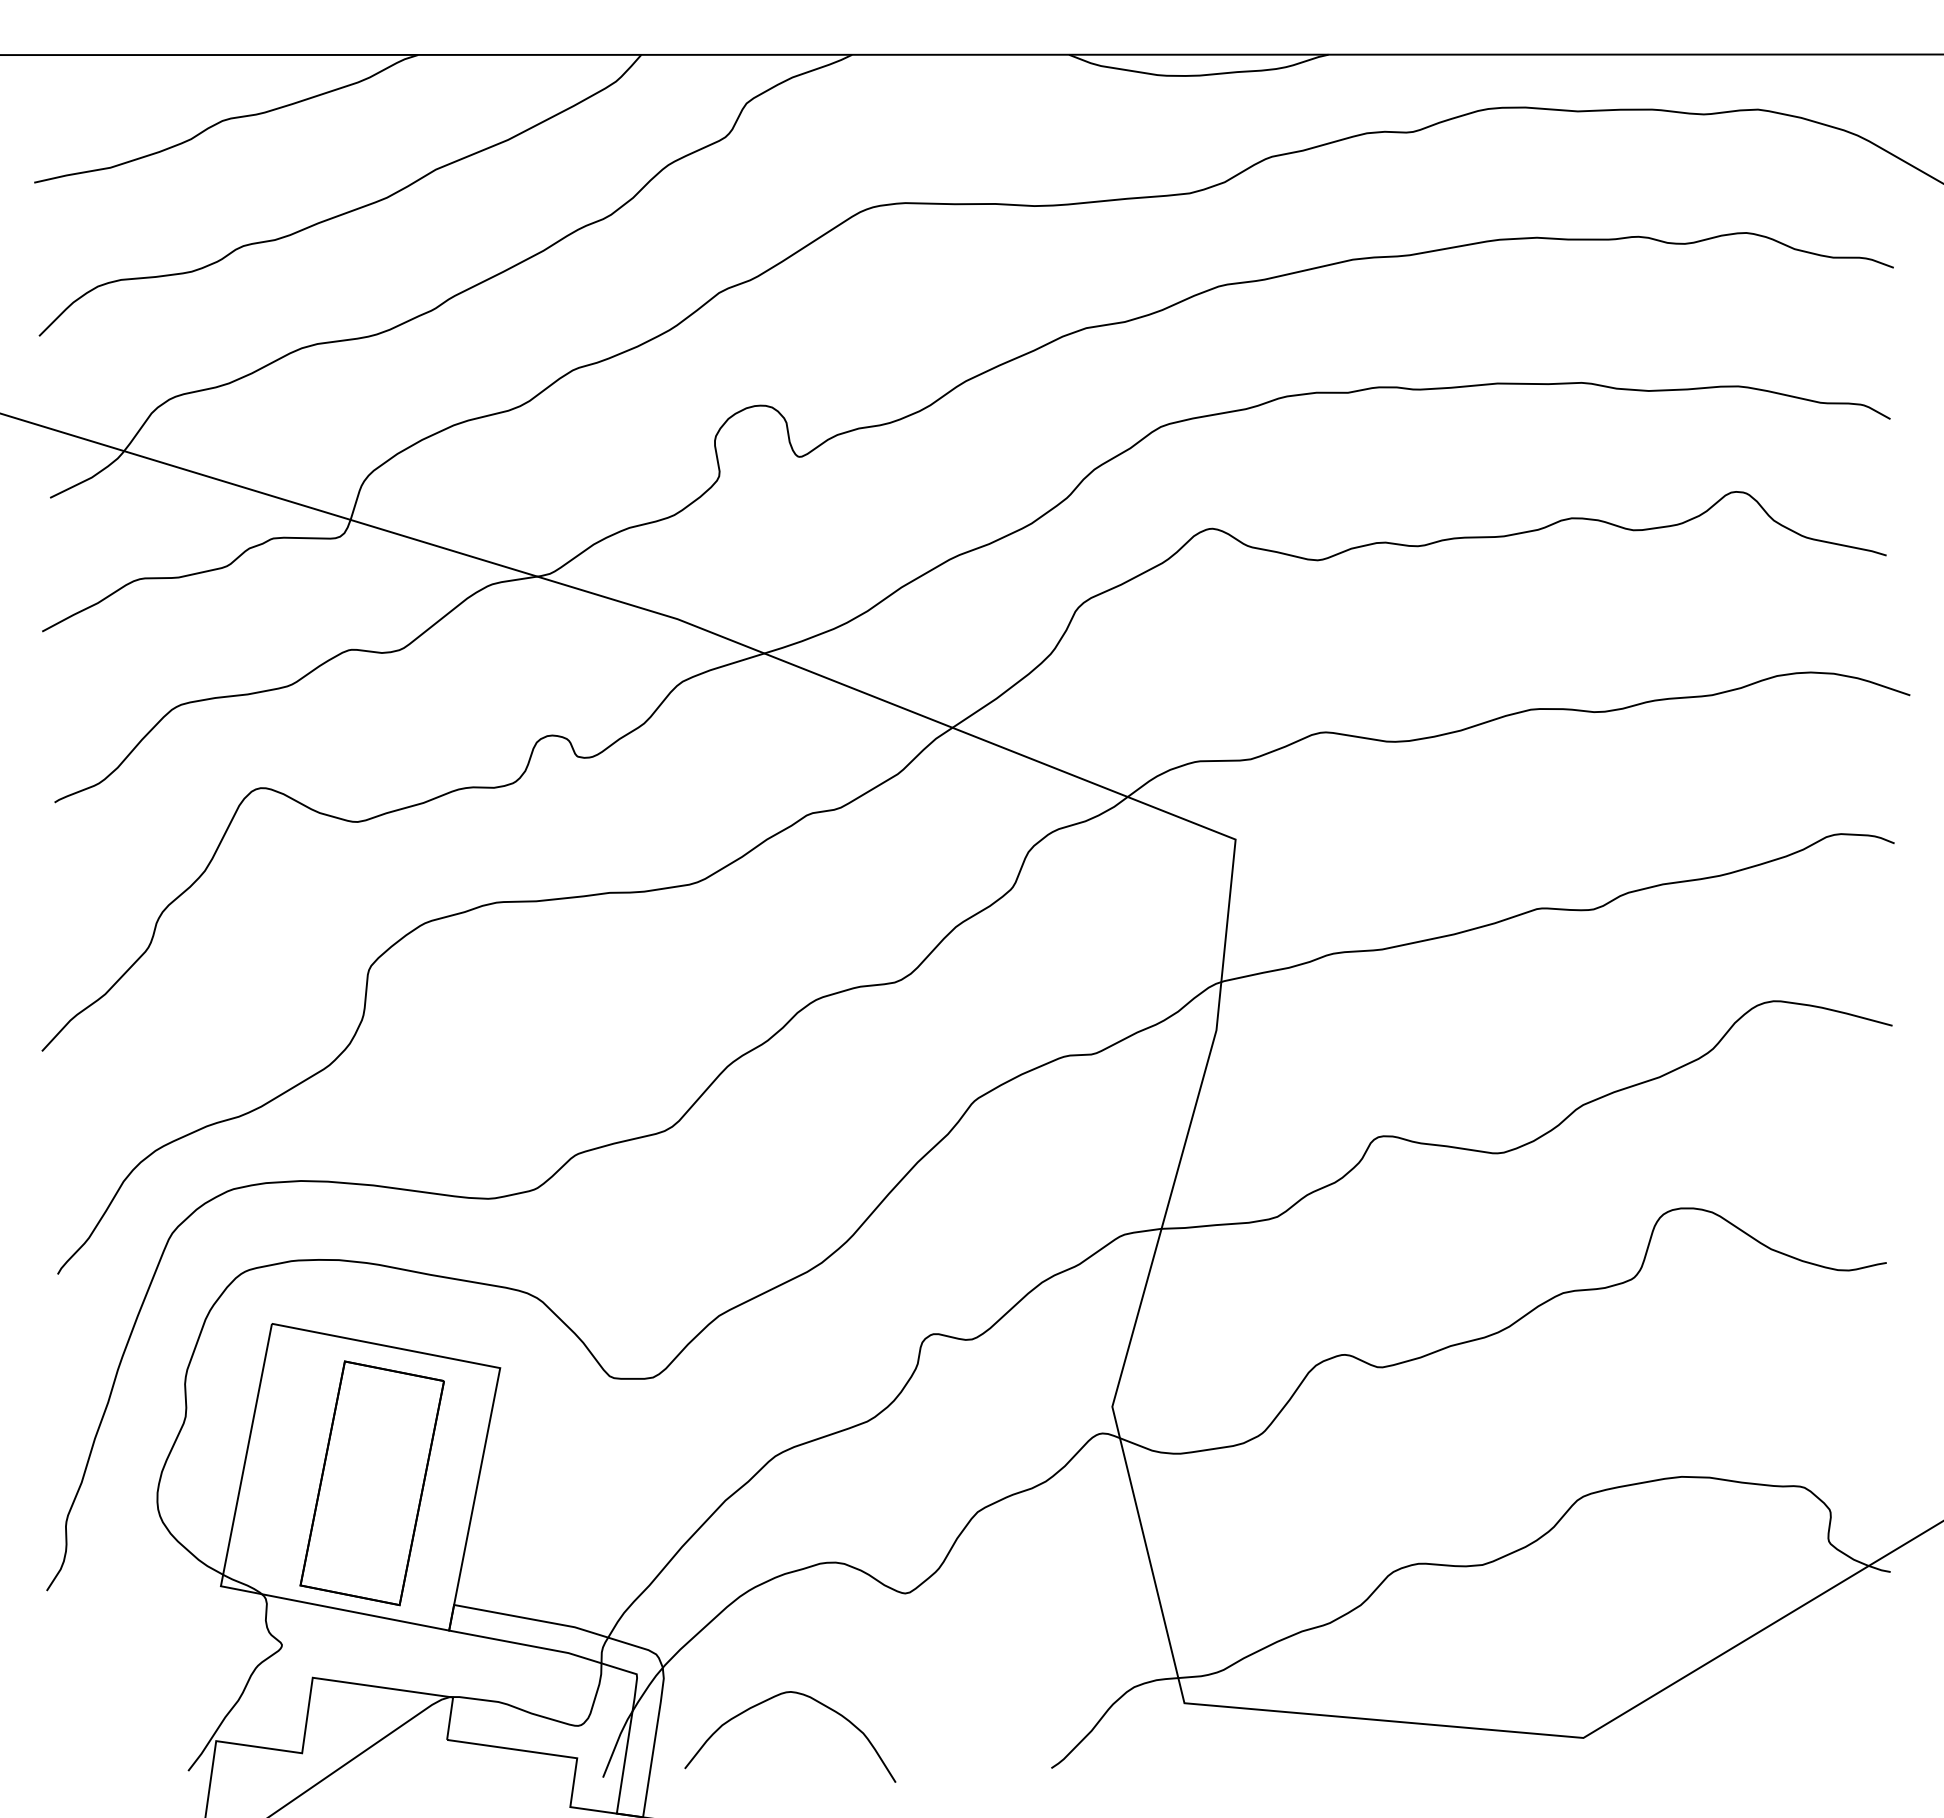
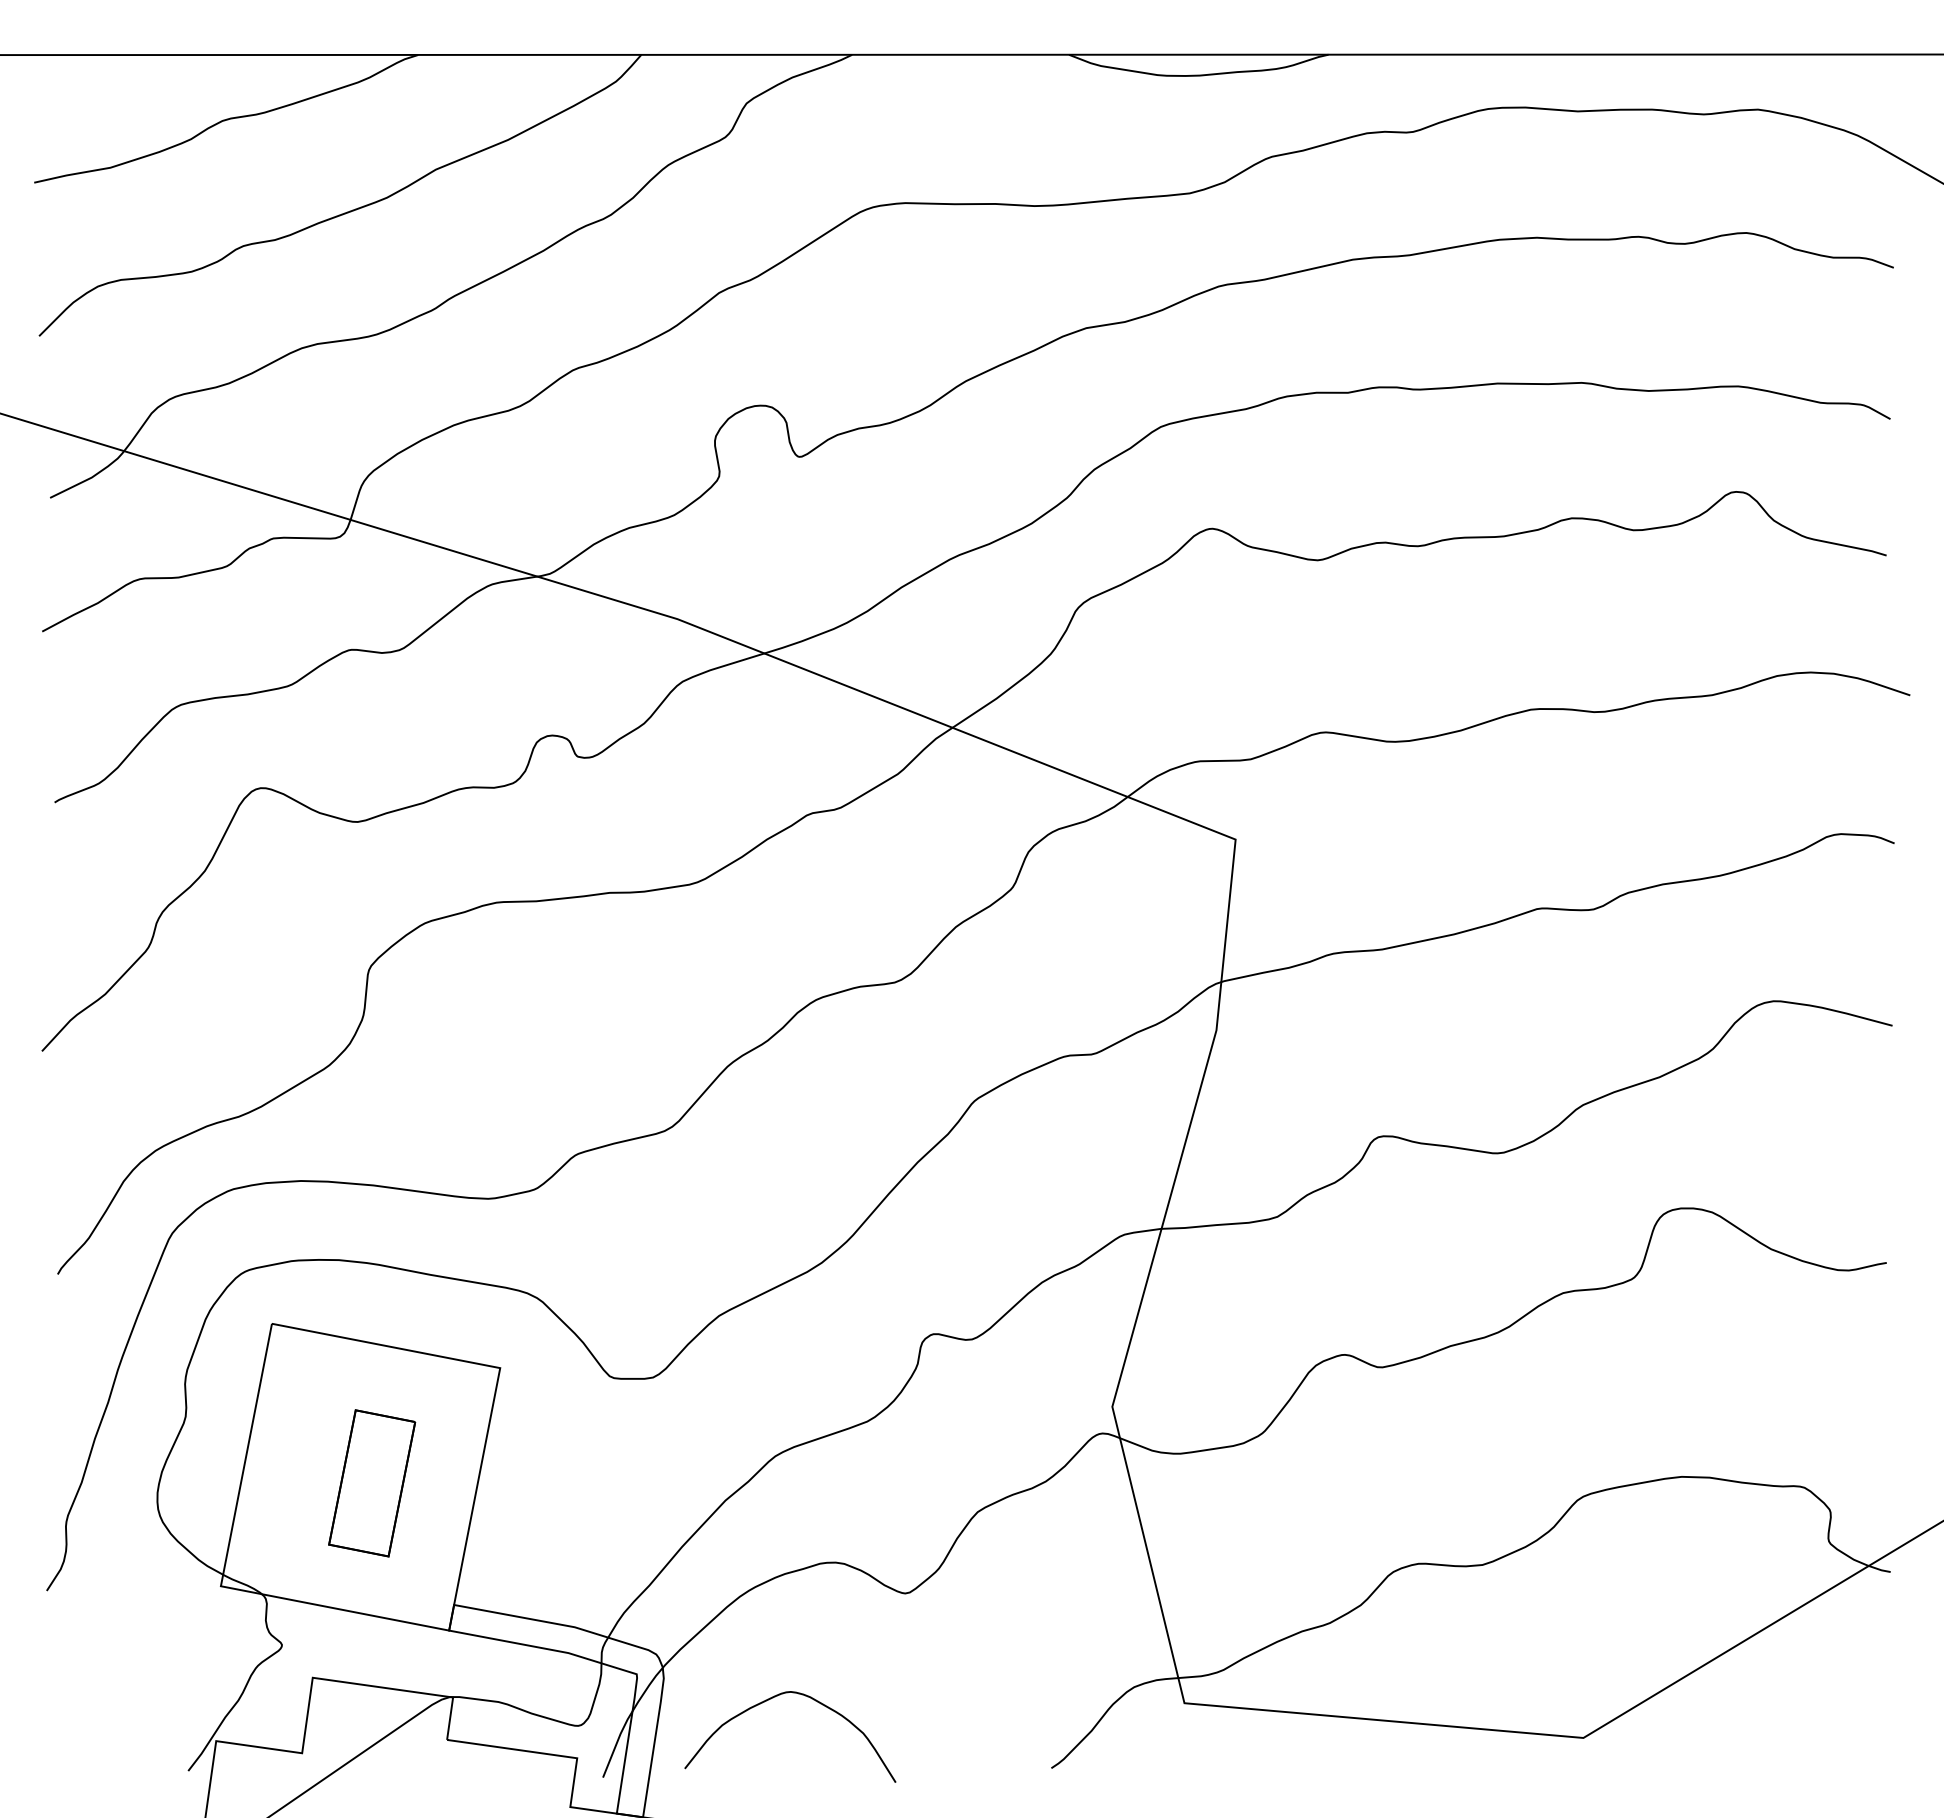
part size: 146x247 px -> 89x149 px (372, 1483)
